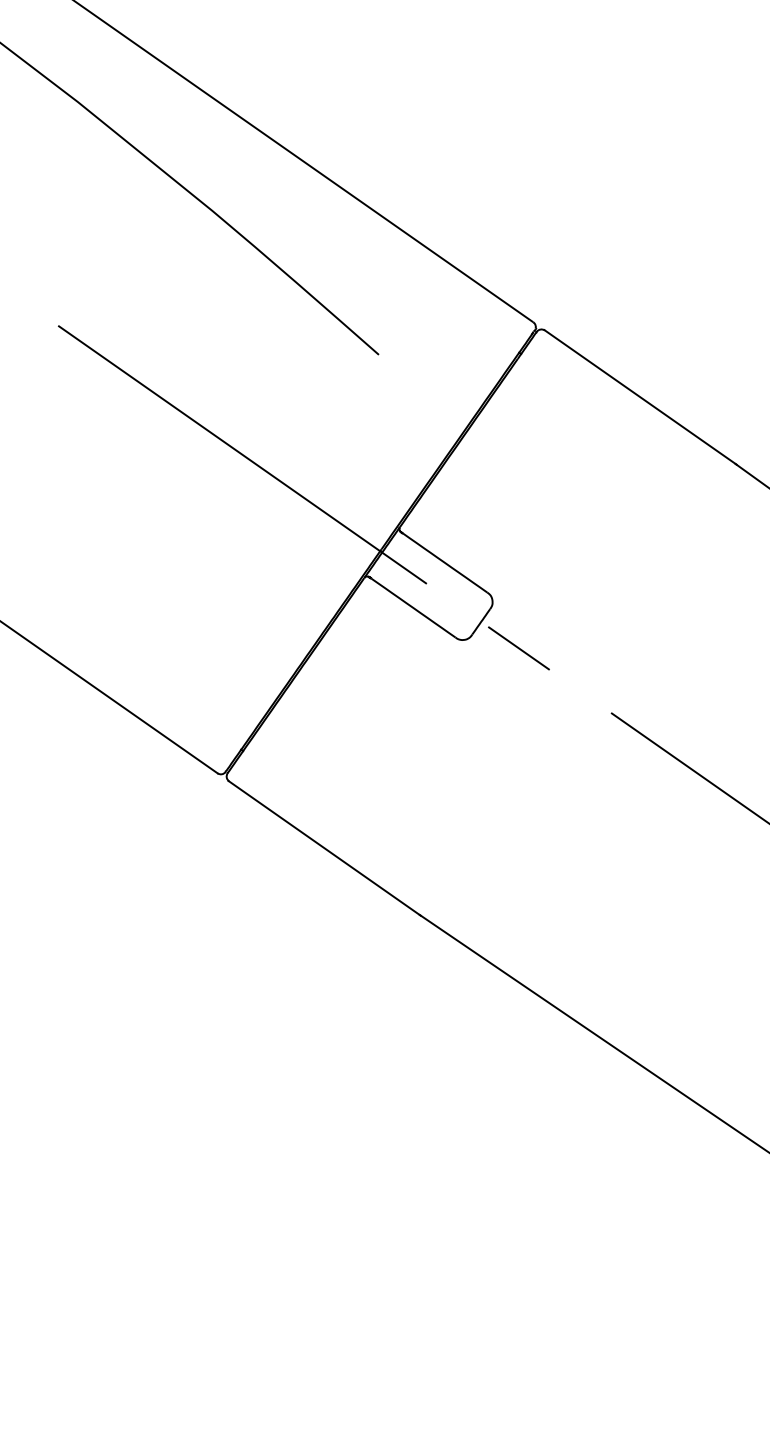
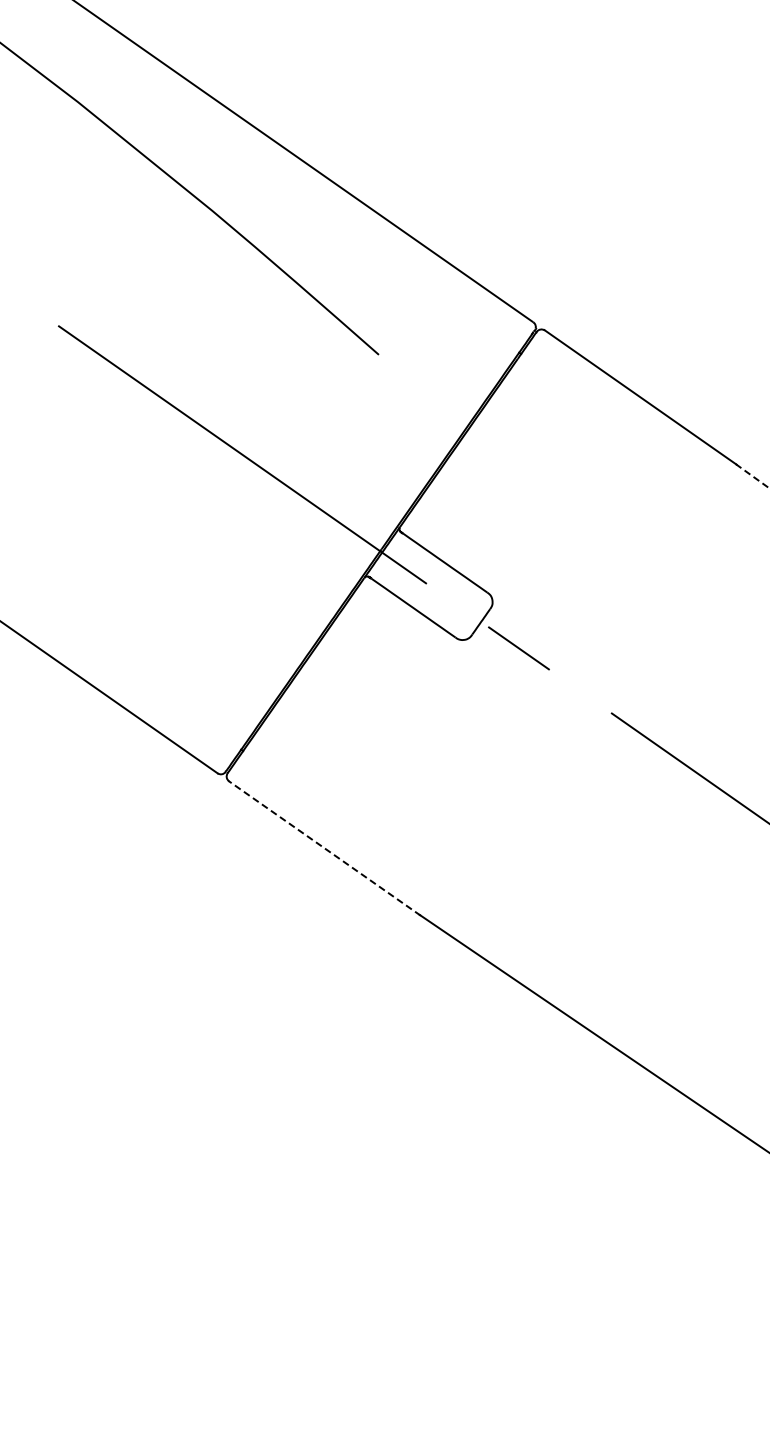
line: solid -> dashed (752, 476)
line: solid -> dashed (324, 848)
